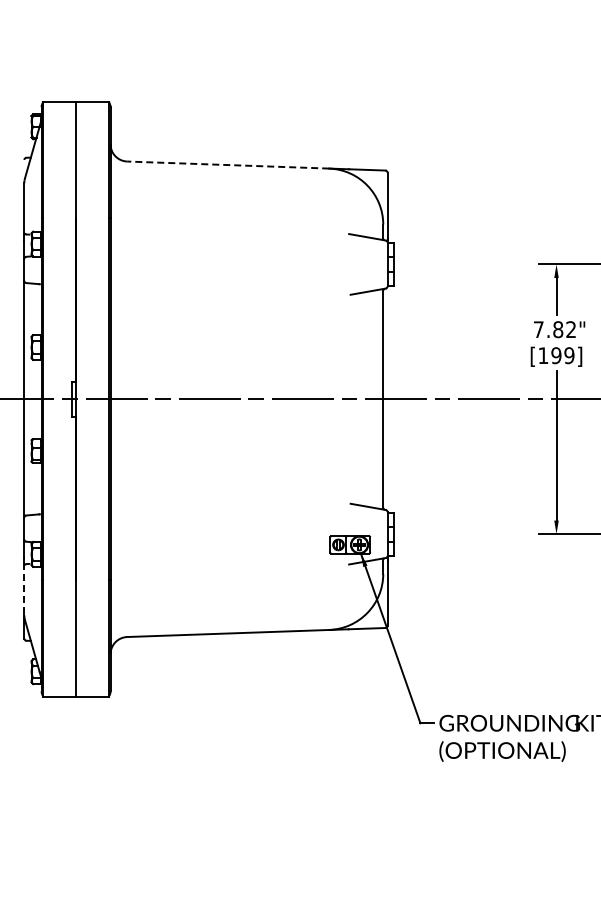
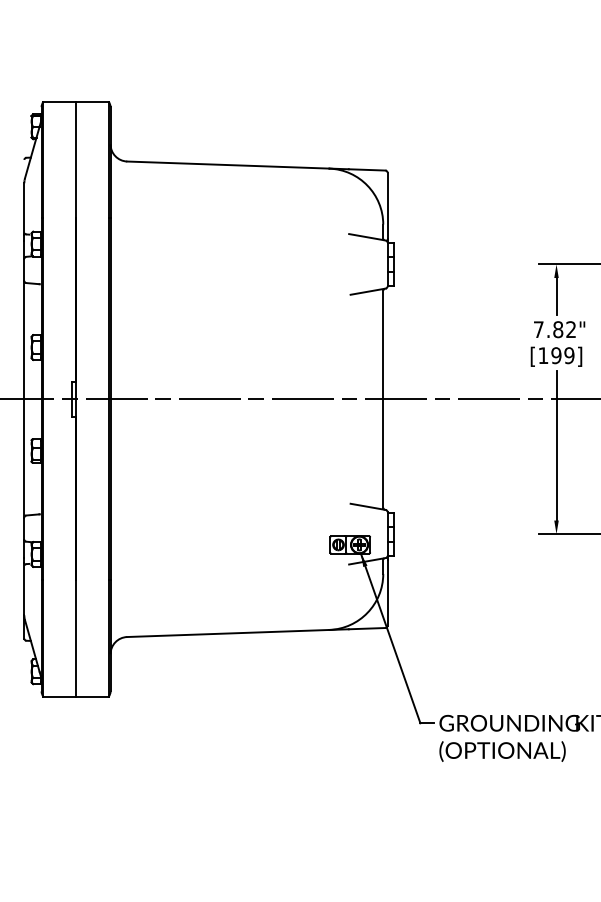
line: dashed -> solid (227, 165)
line: dashed -> solid (24, 589)
